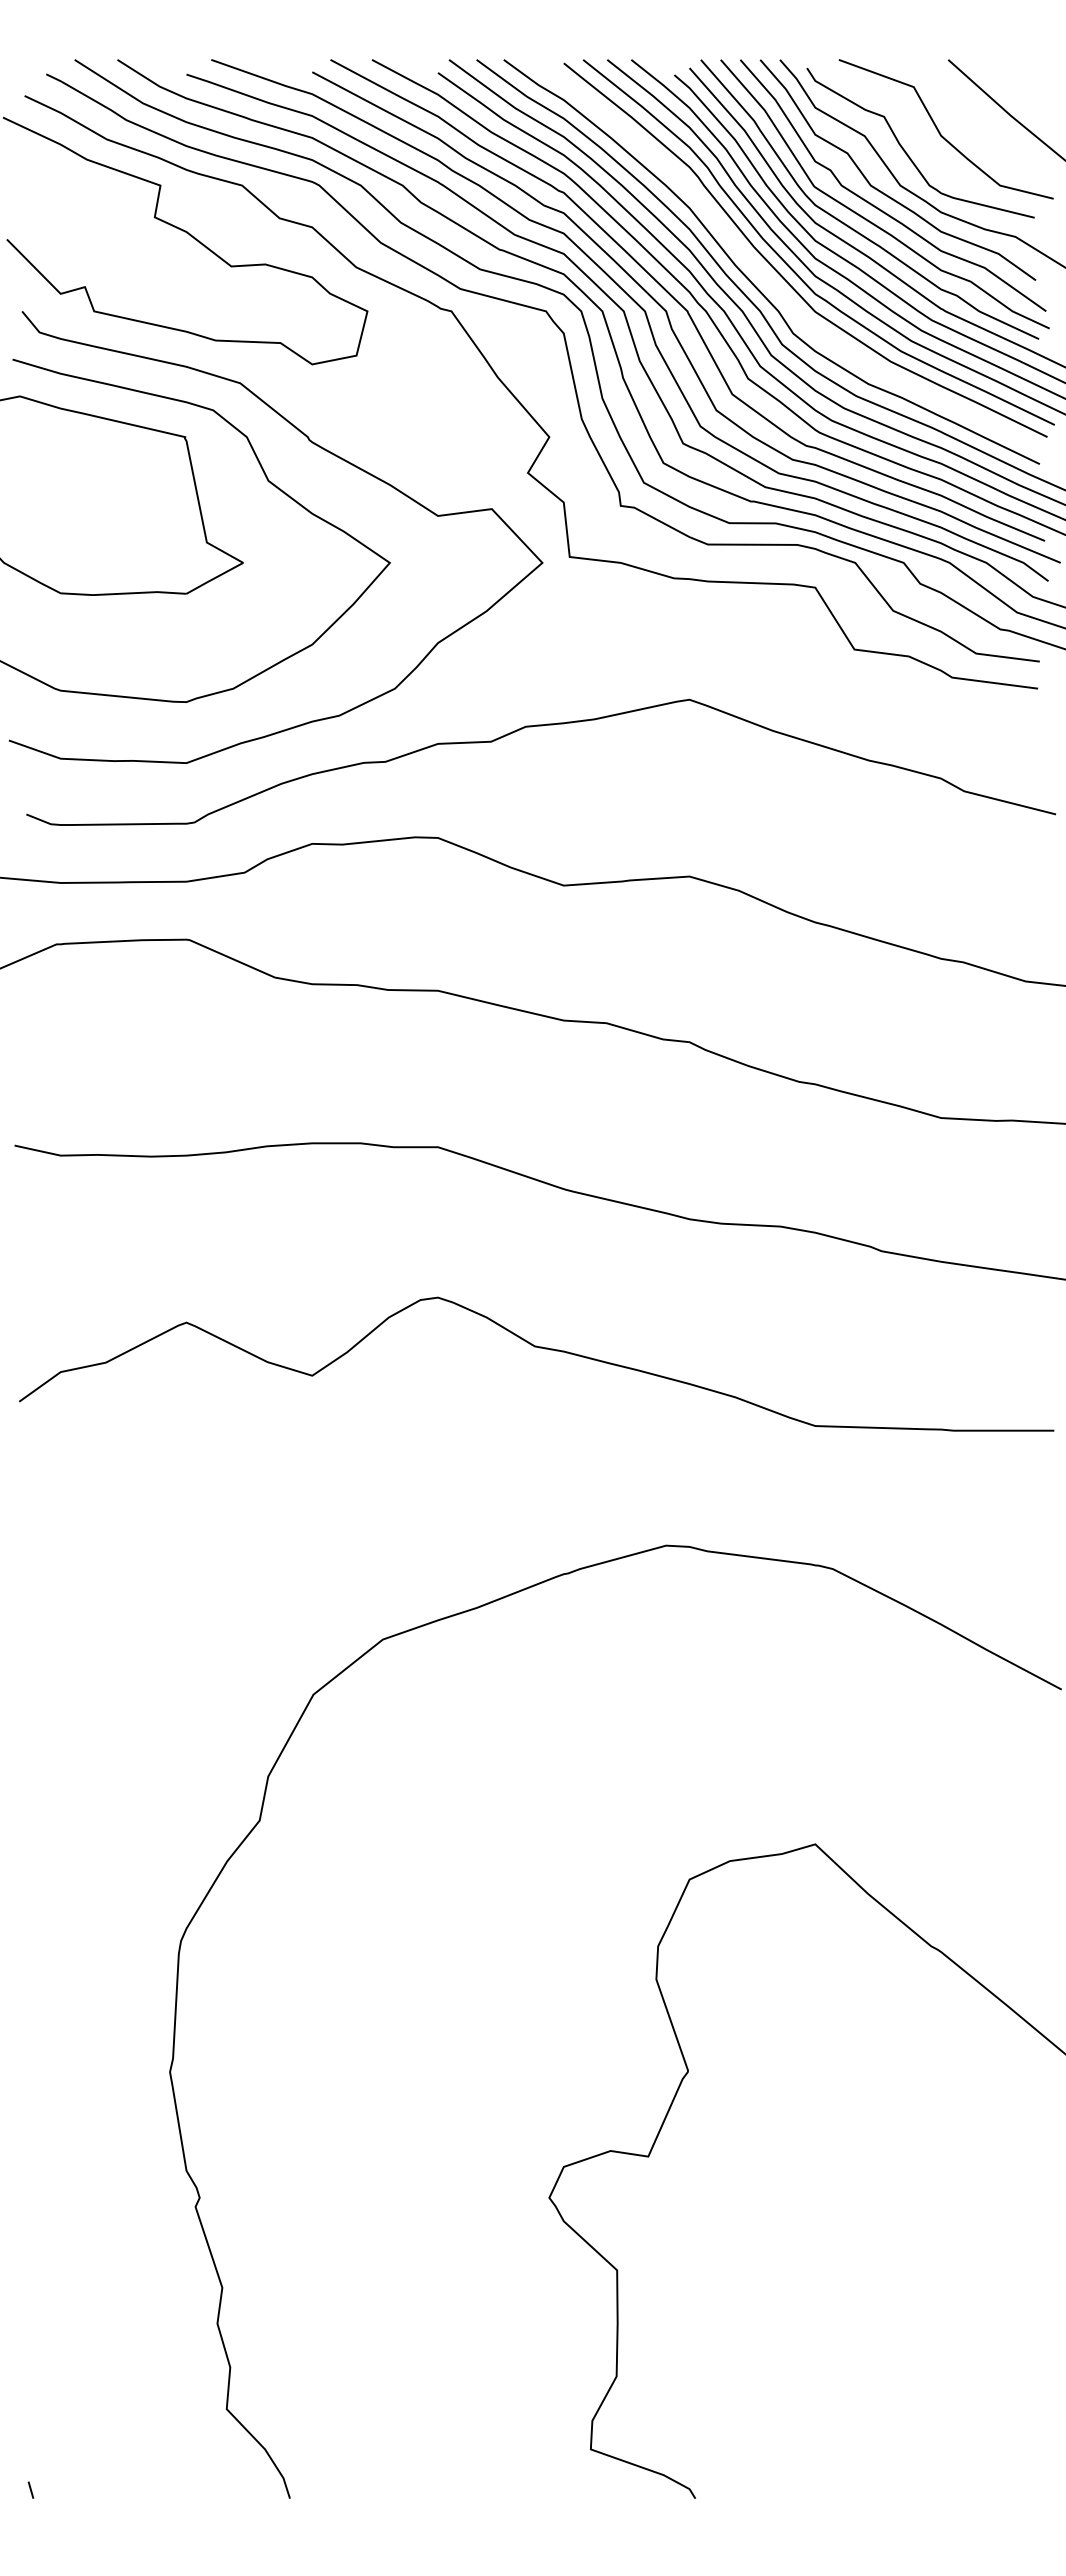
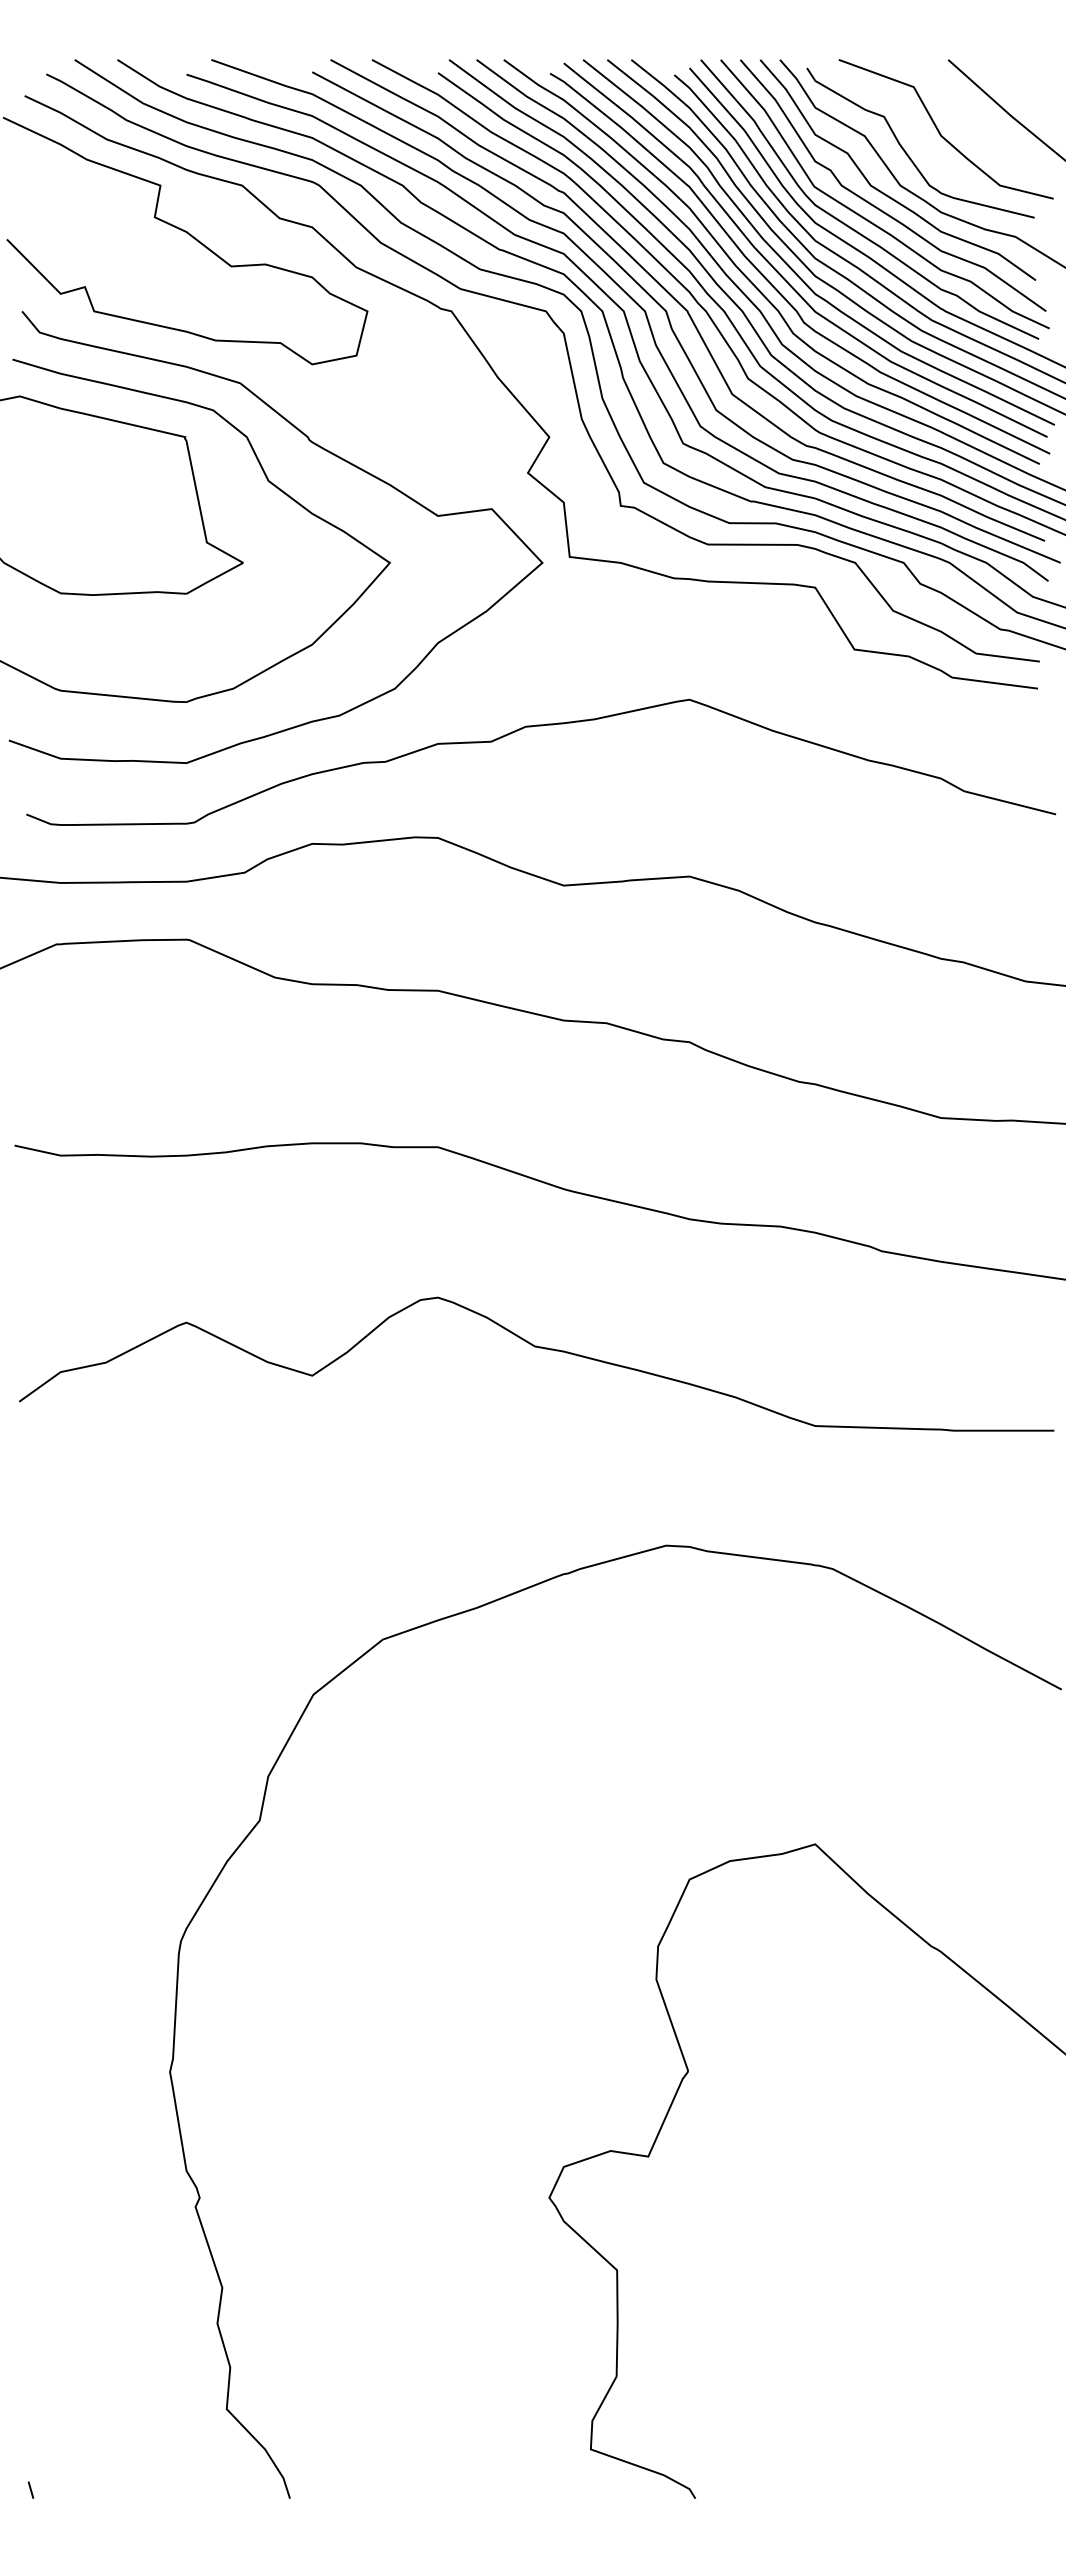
curve: none -> present (775, 287)
